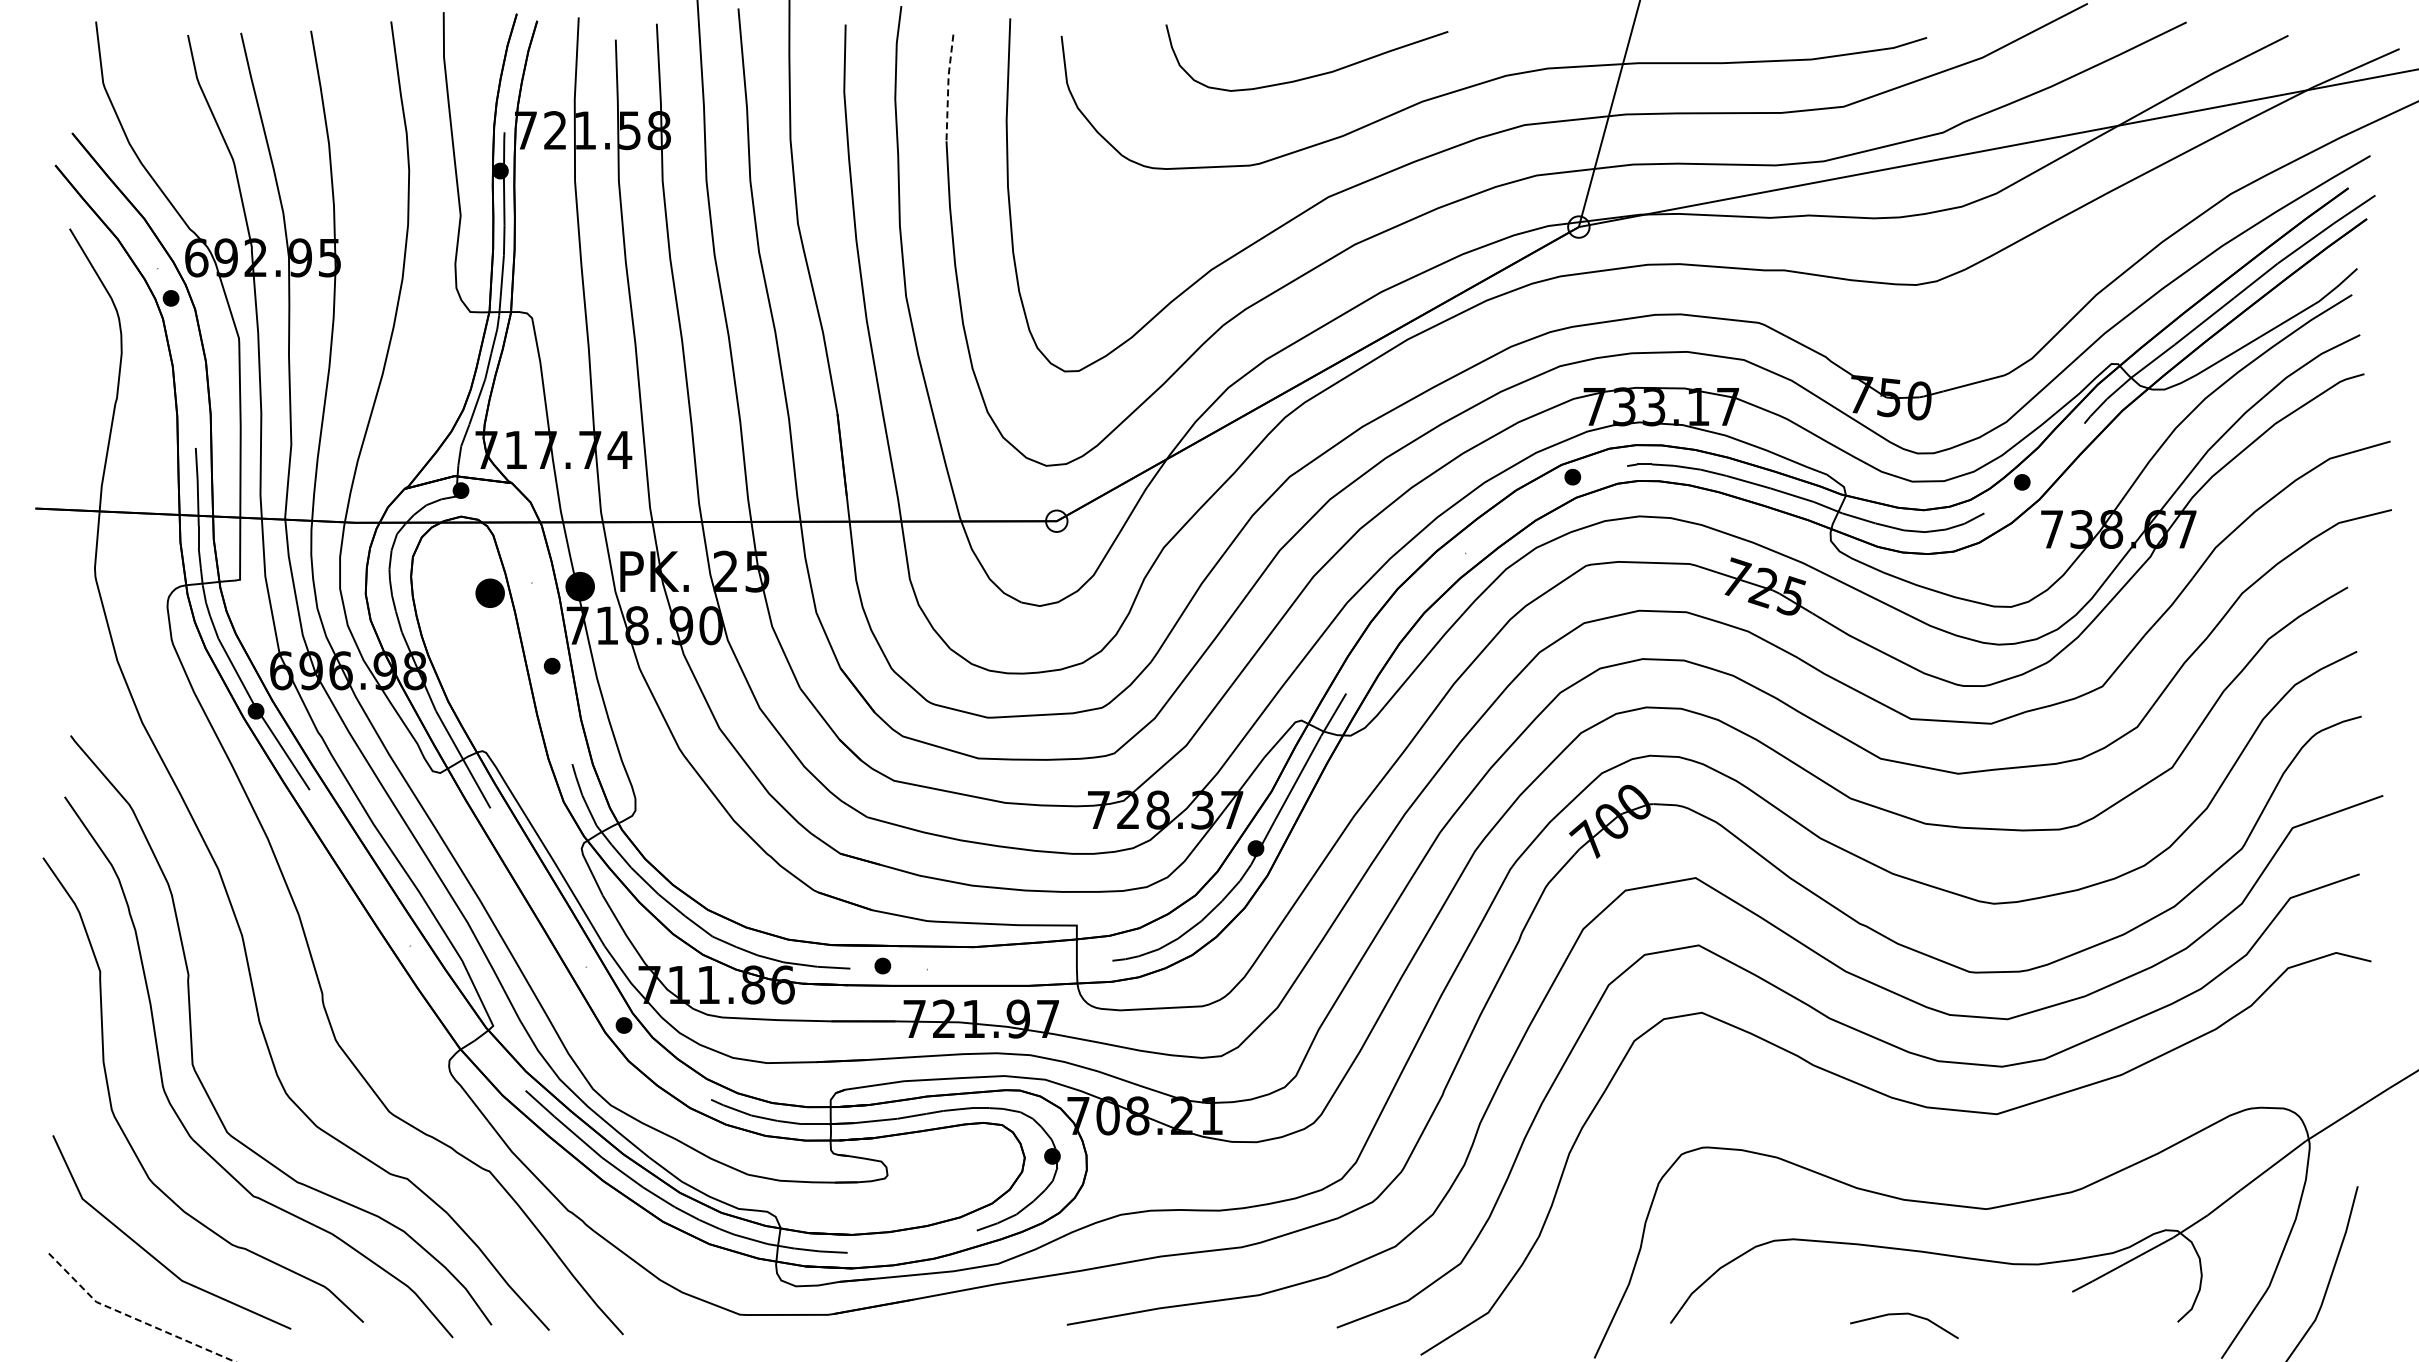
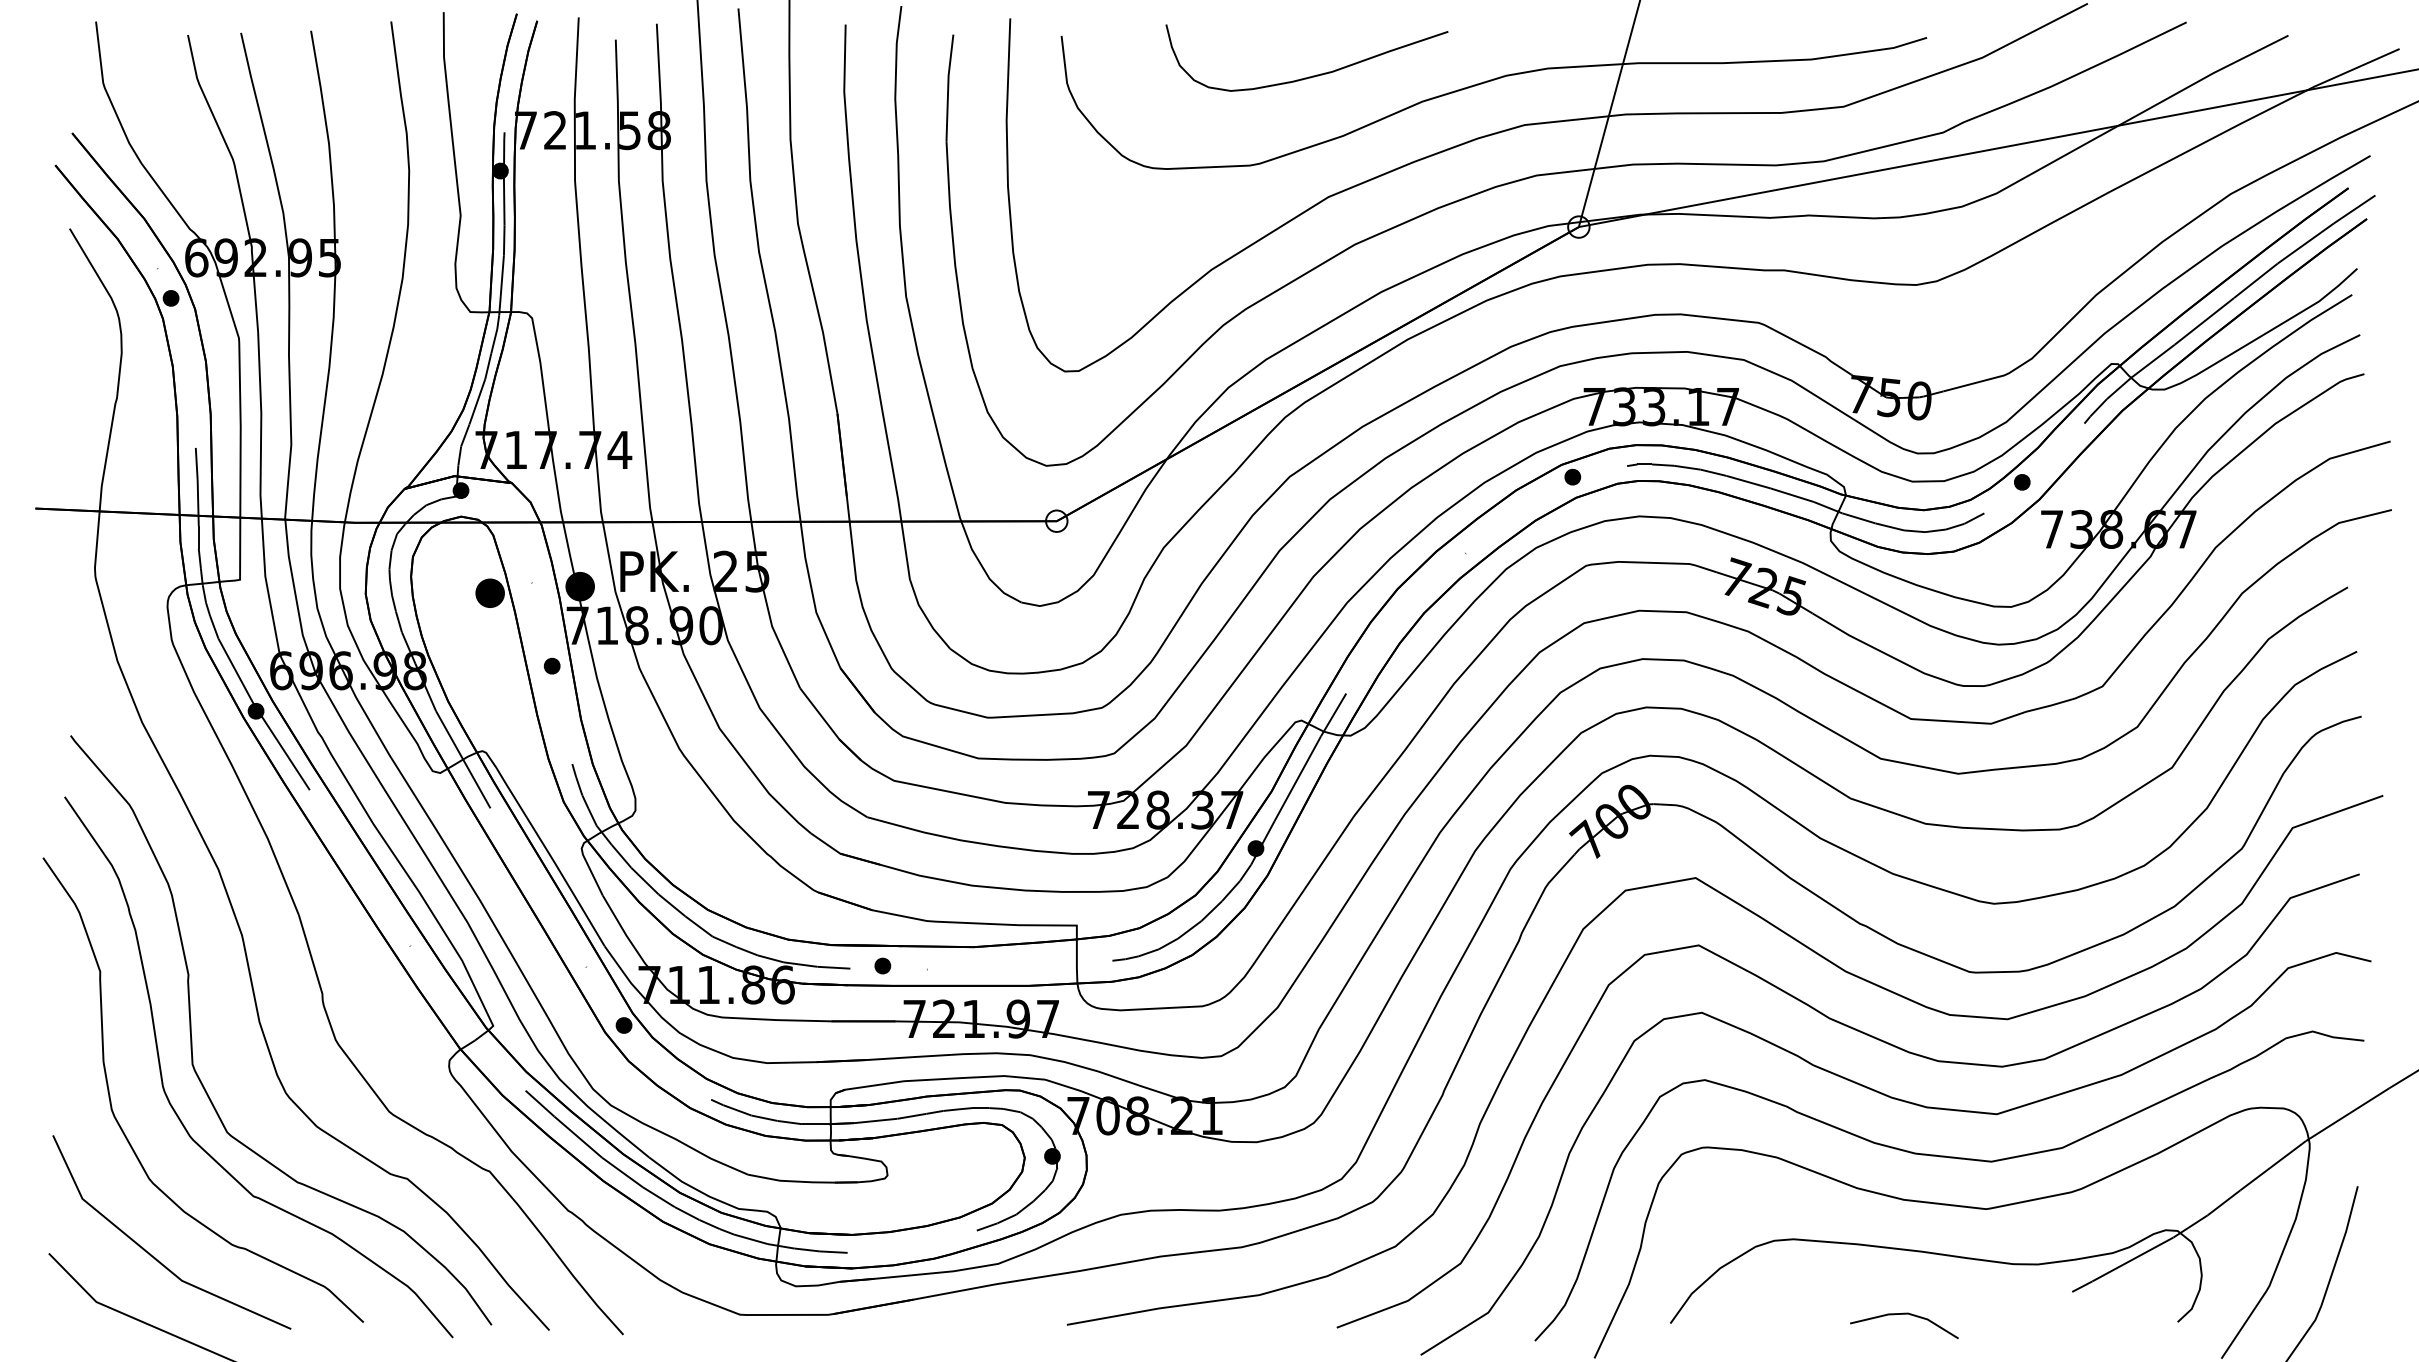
line: dashed -> solid (948, 87)
curve: none -> present (1949, 1158)
line: dashed -> solid (133, 1318)
